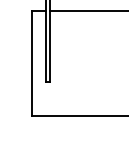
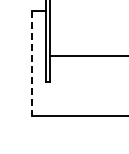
line position: (87, 10) -> (87, 55) (87, 55)
line: solid -> dashed (31, 63)
